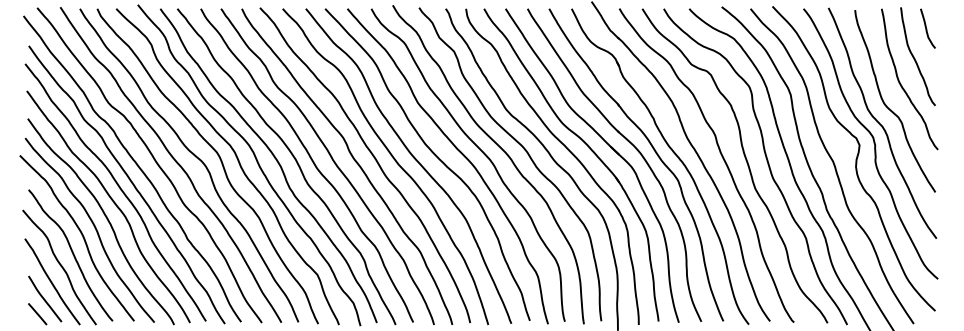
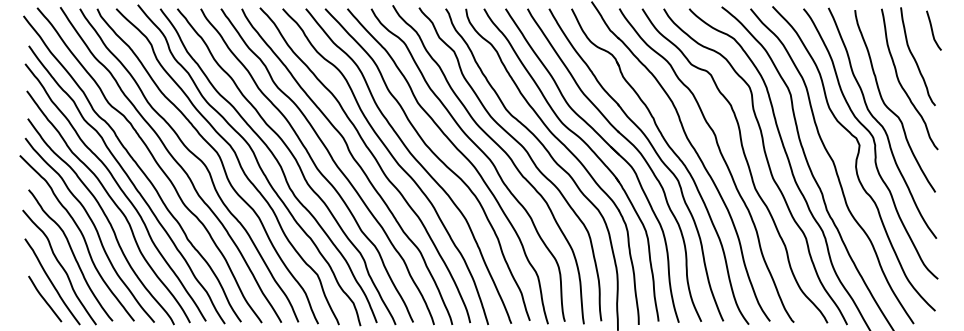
curve position: (927, 28) -> (933, 30) (933, 30)
line: present -> none (37, 314)
